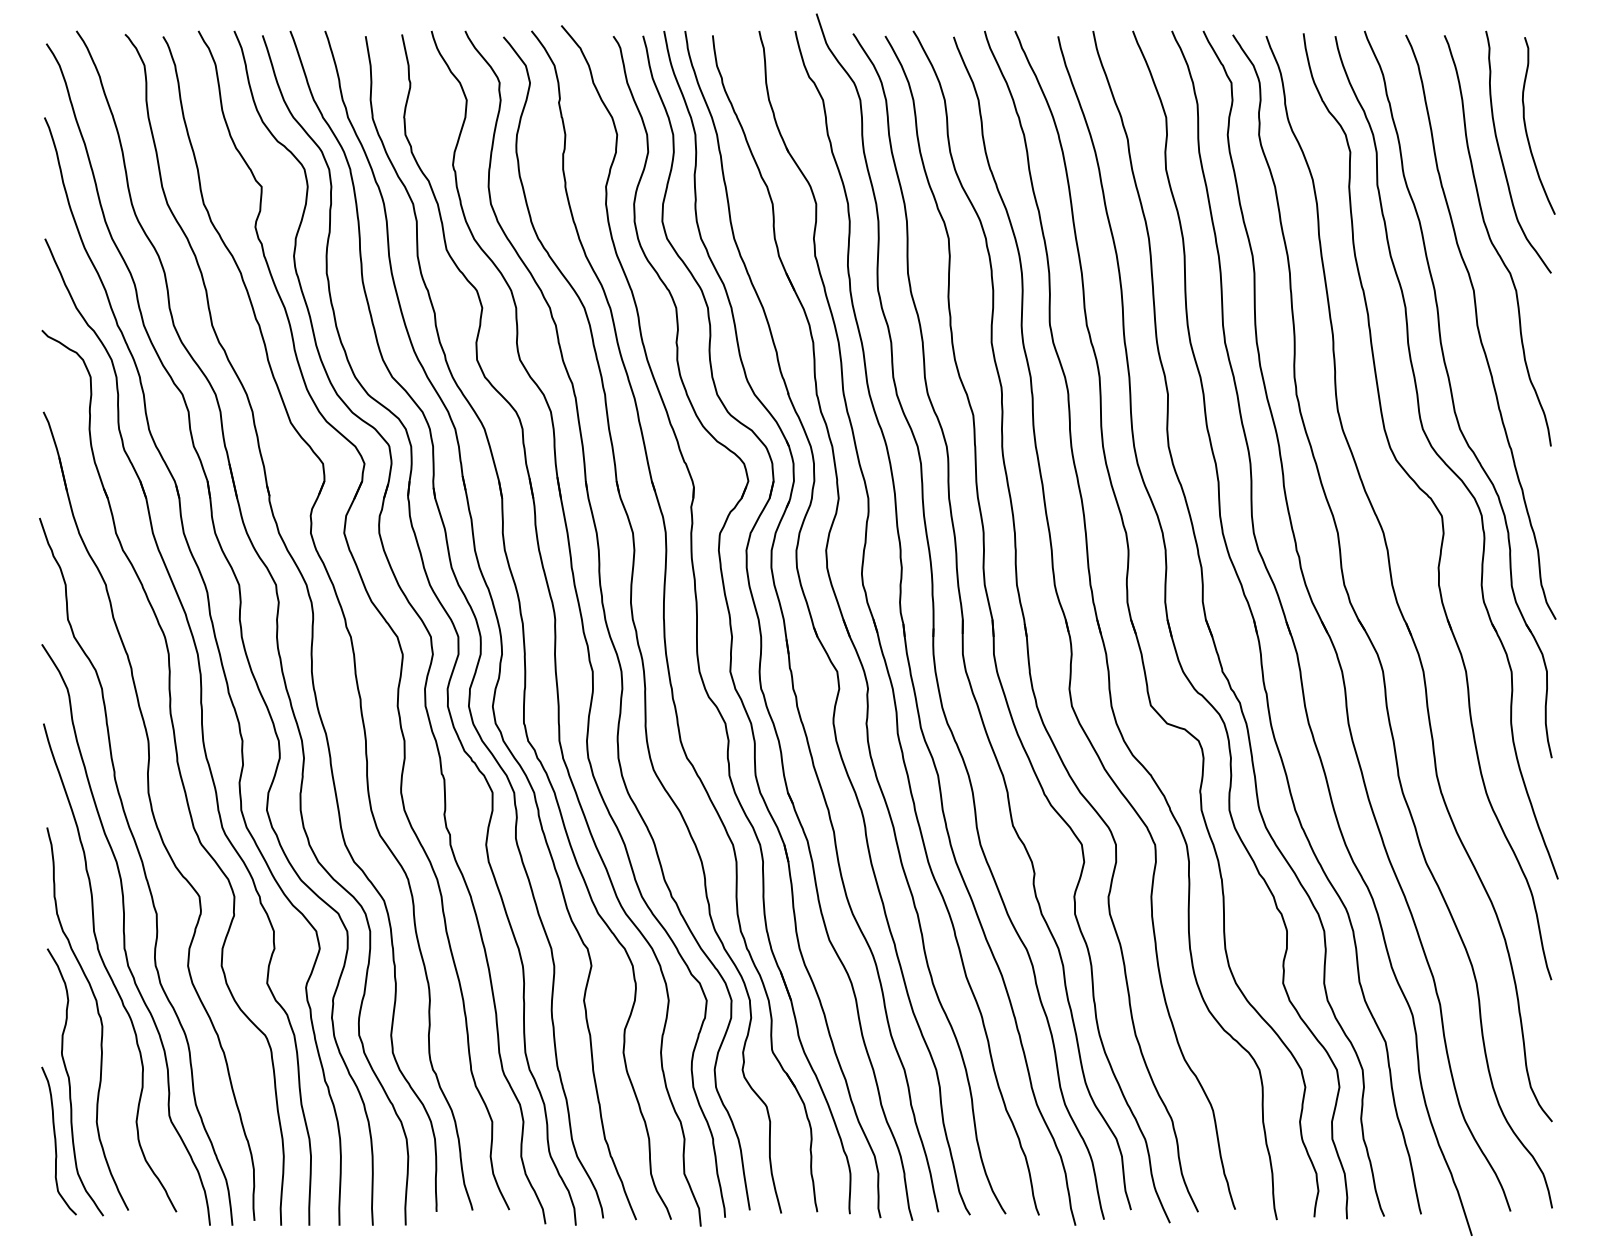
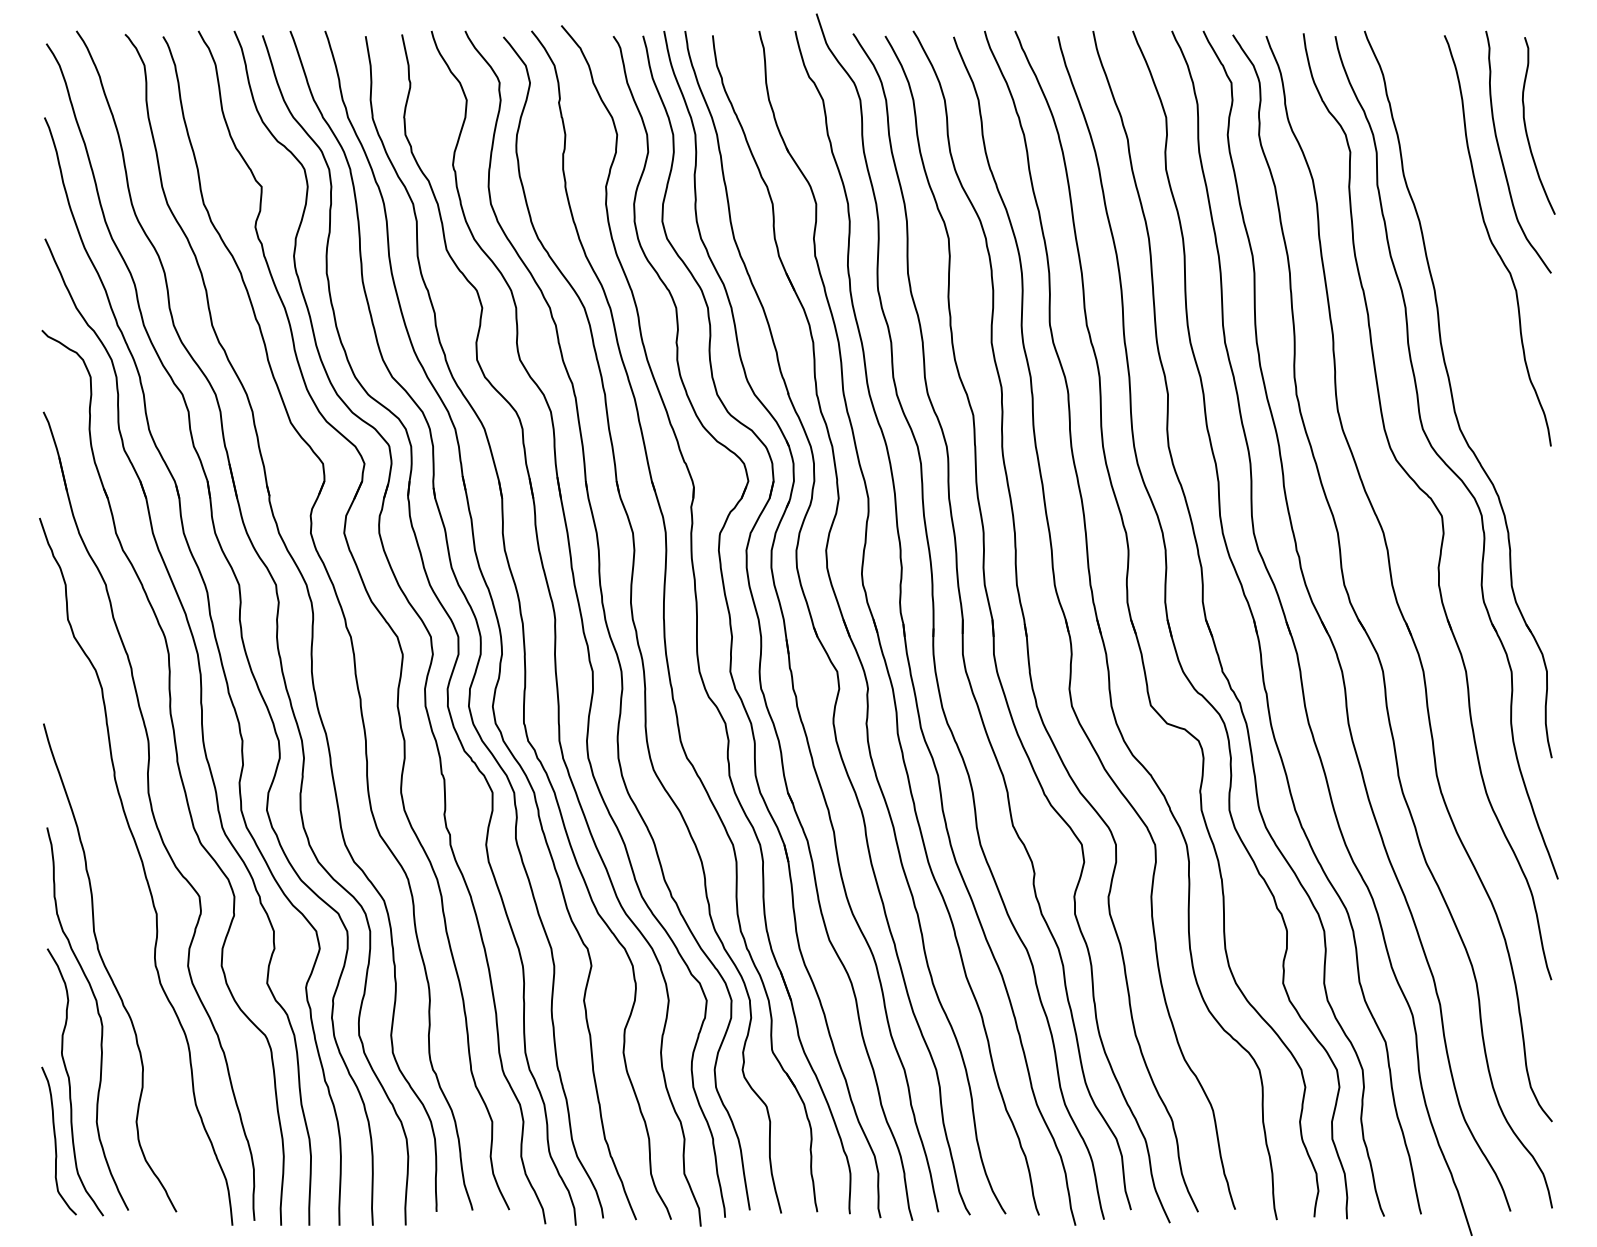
curve: present -> none (1478, 326)
curve: present -> none (124, 934)
